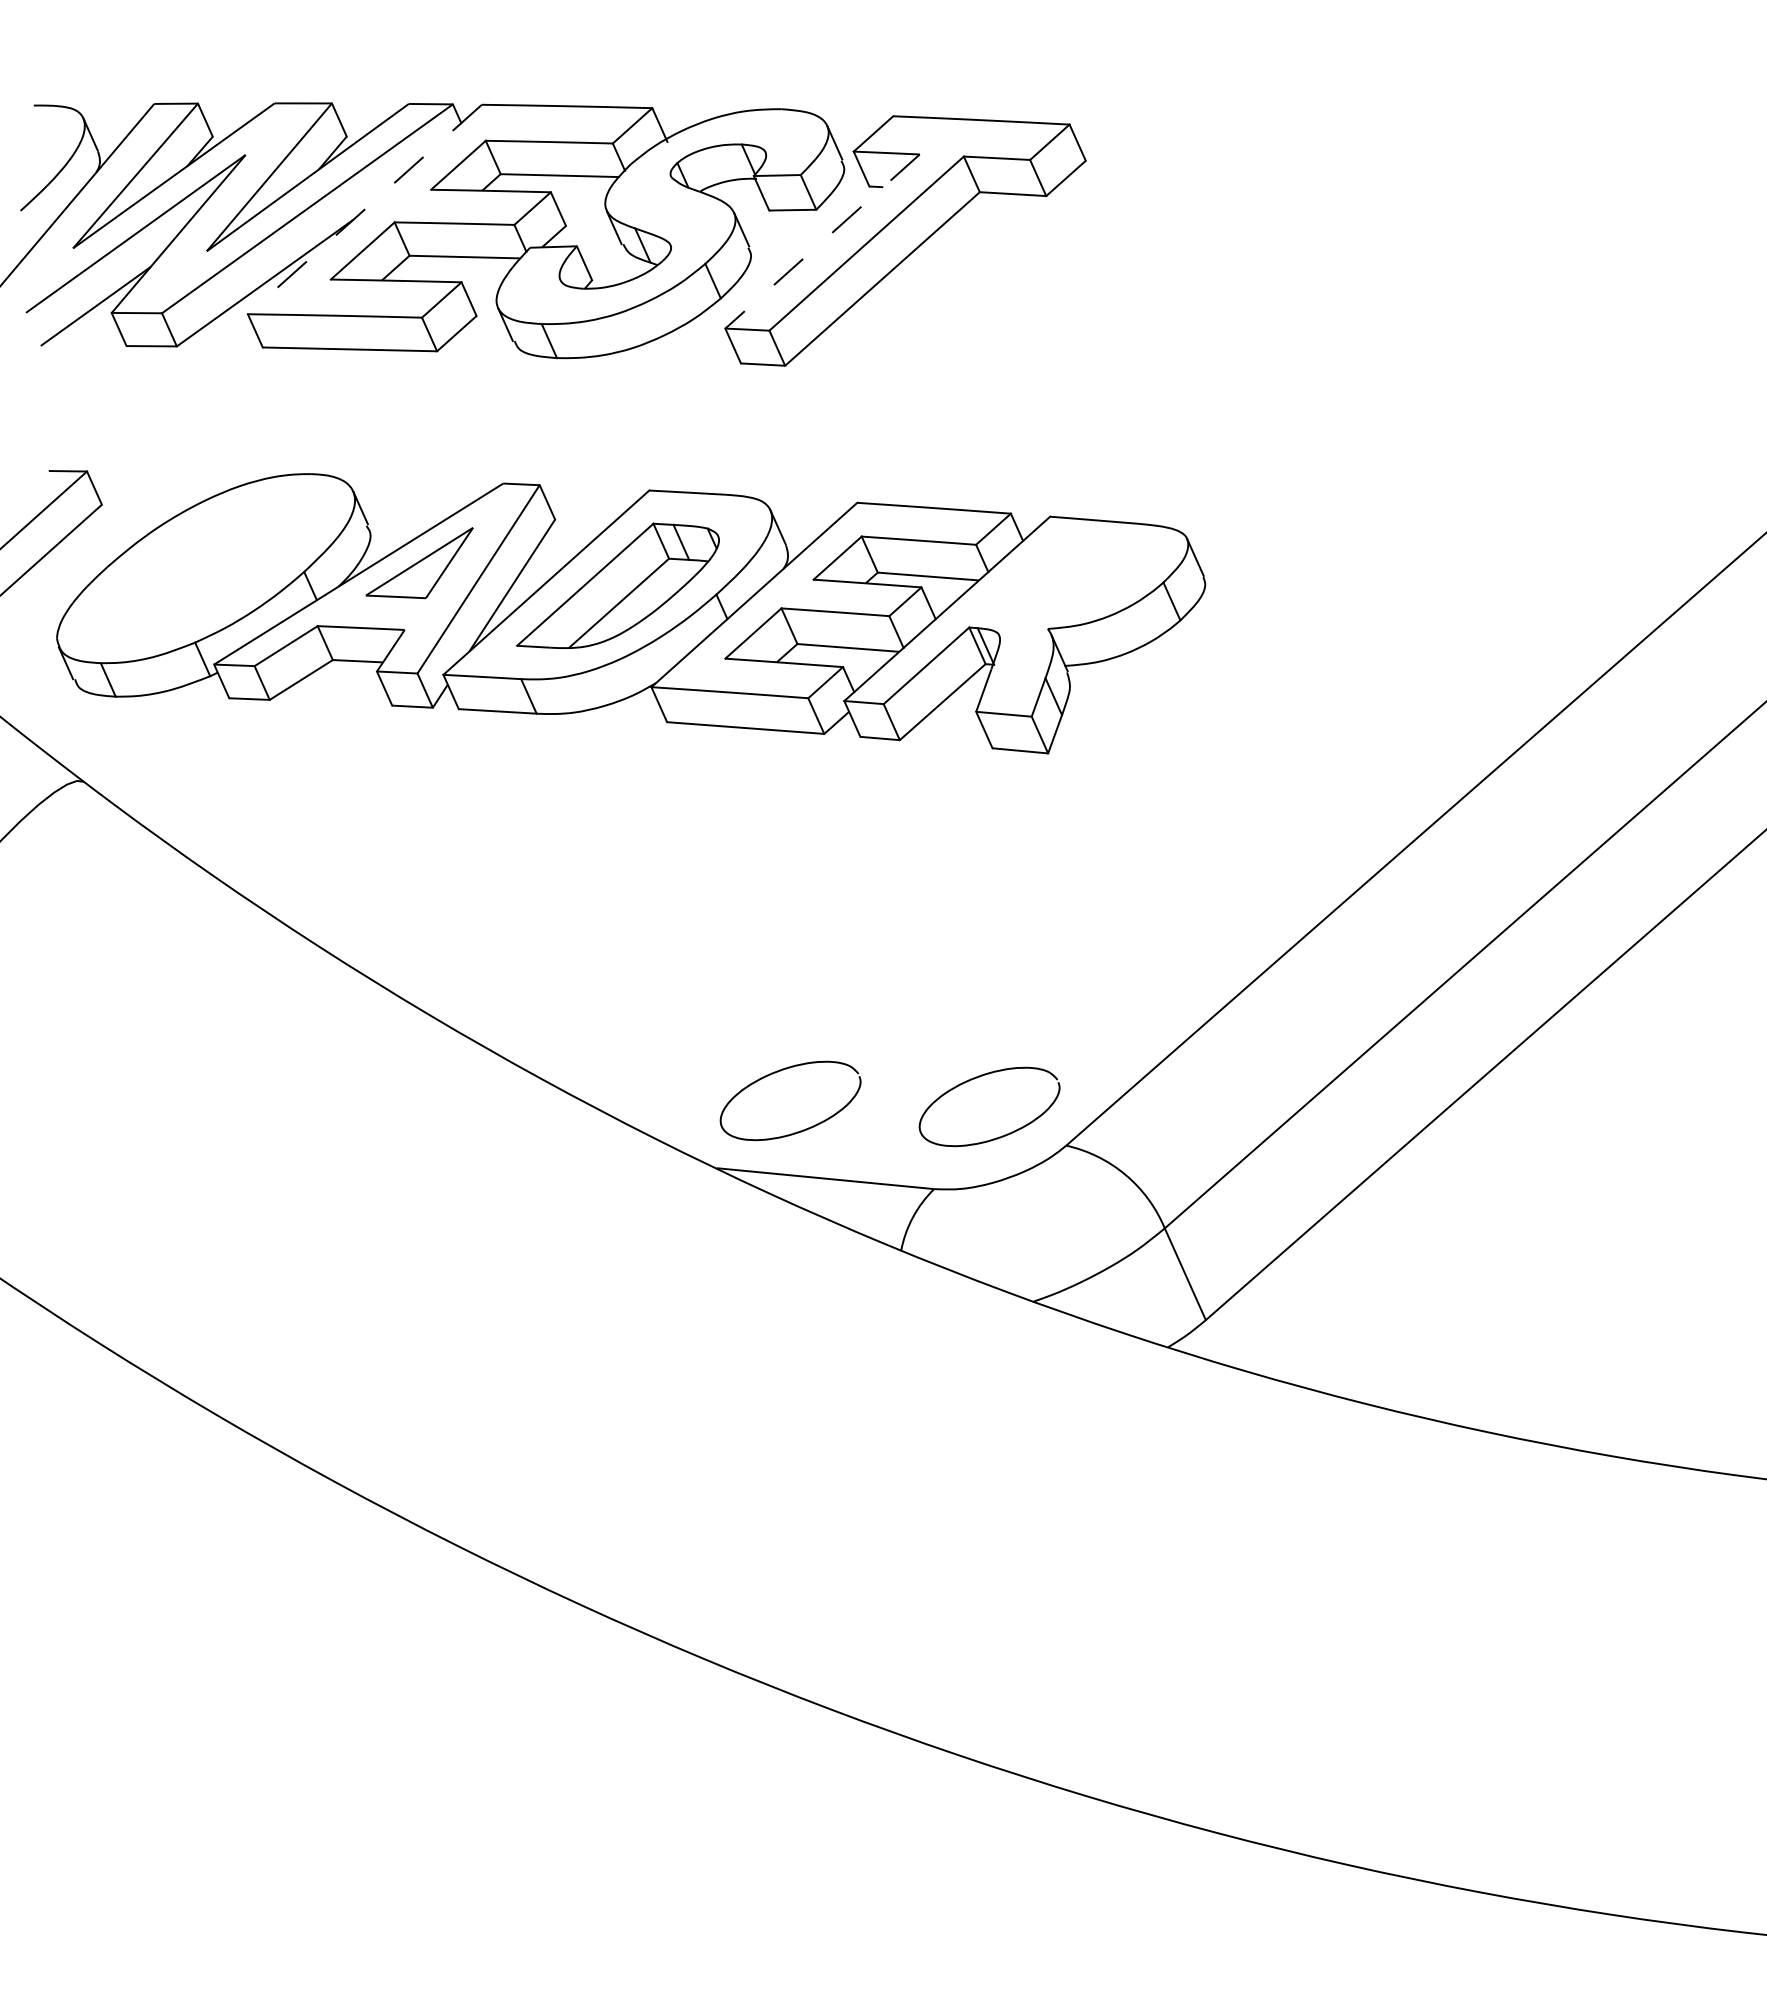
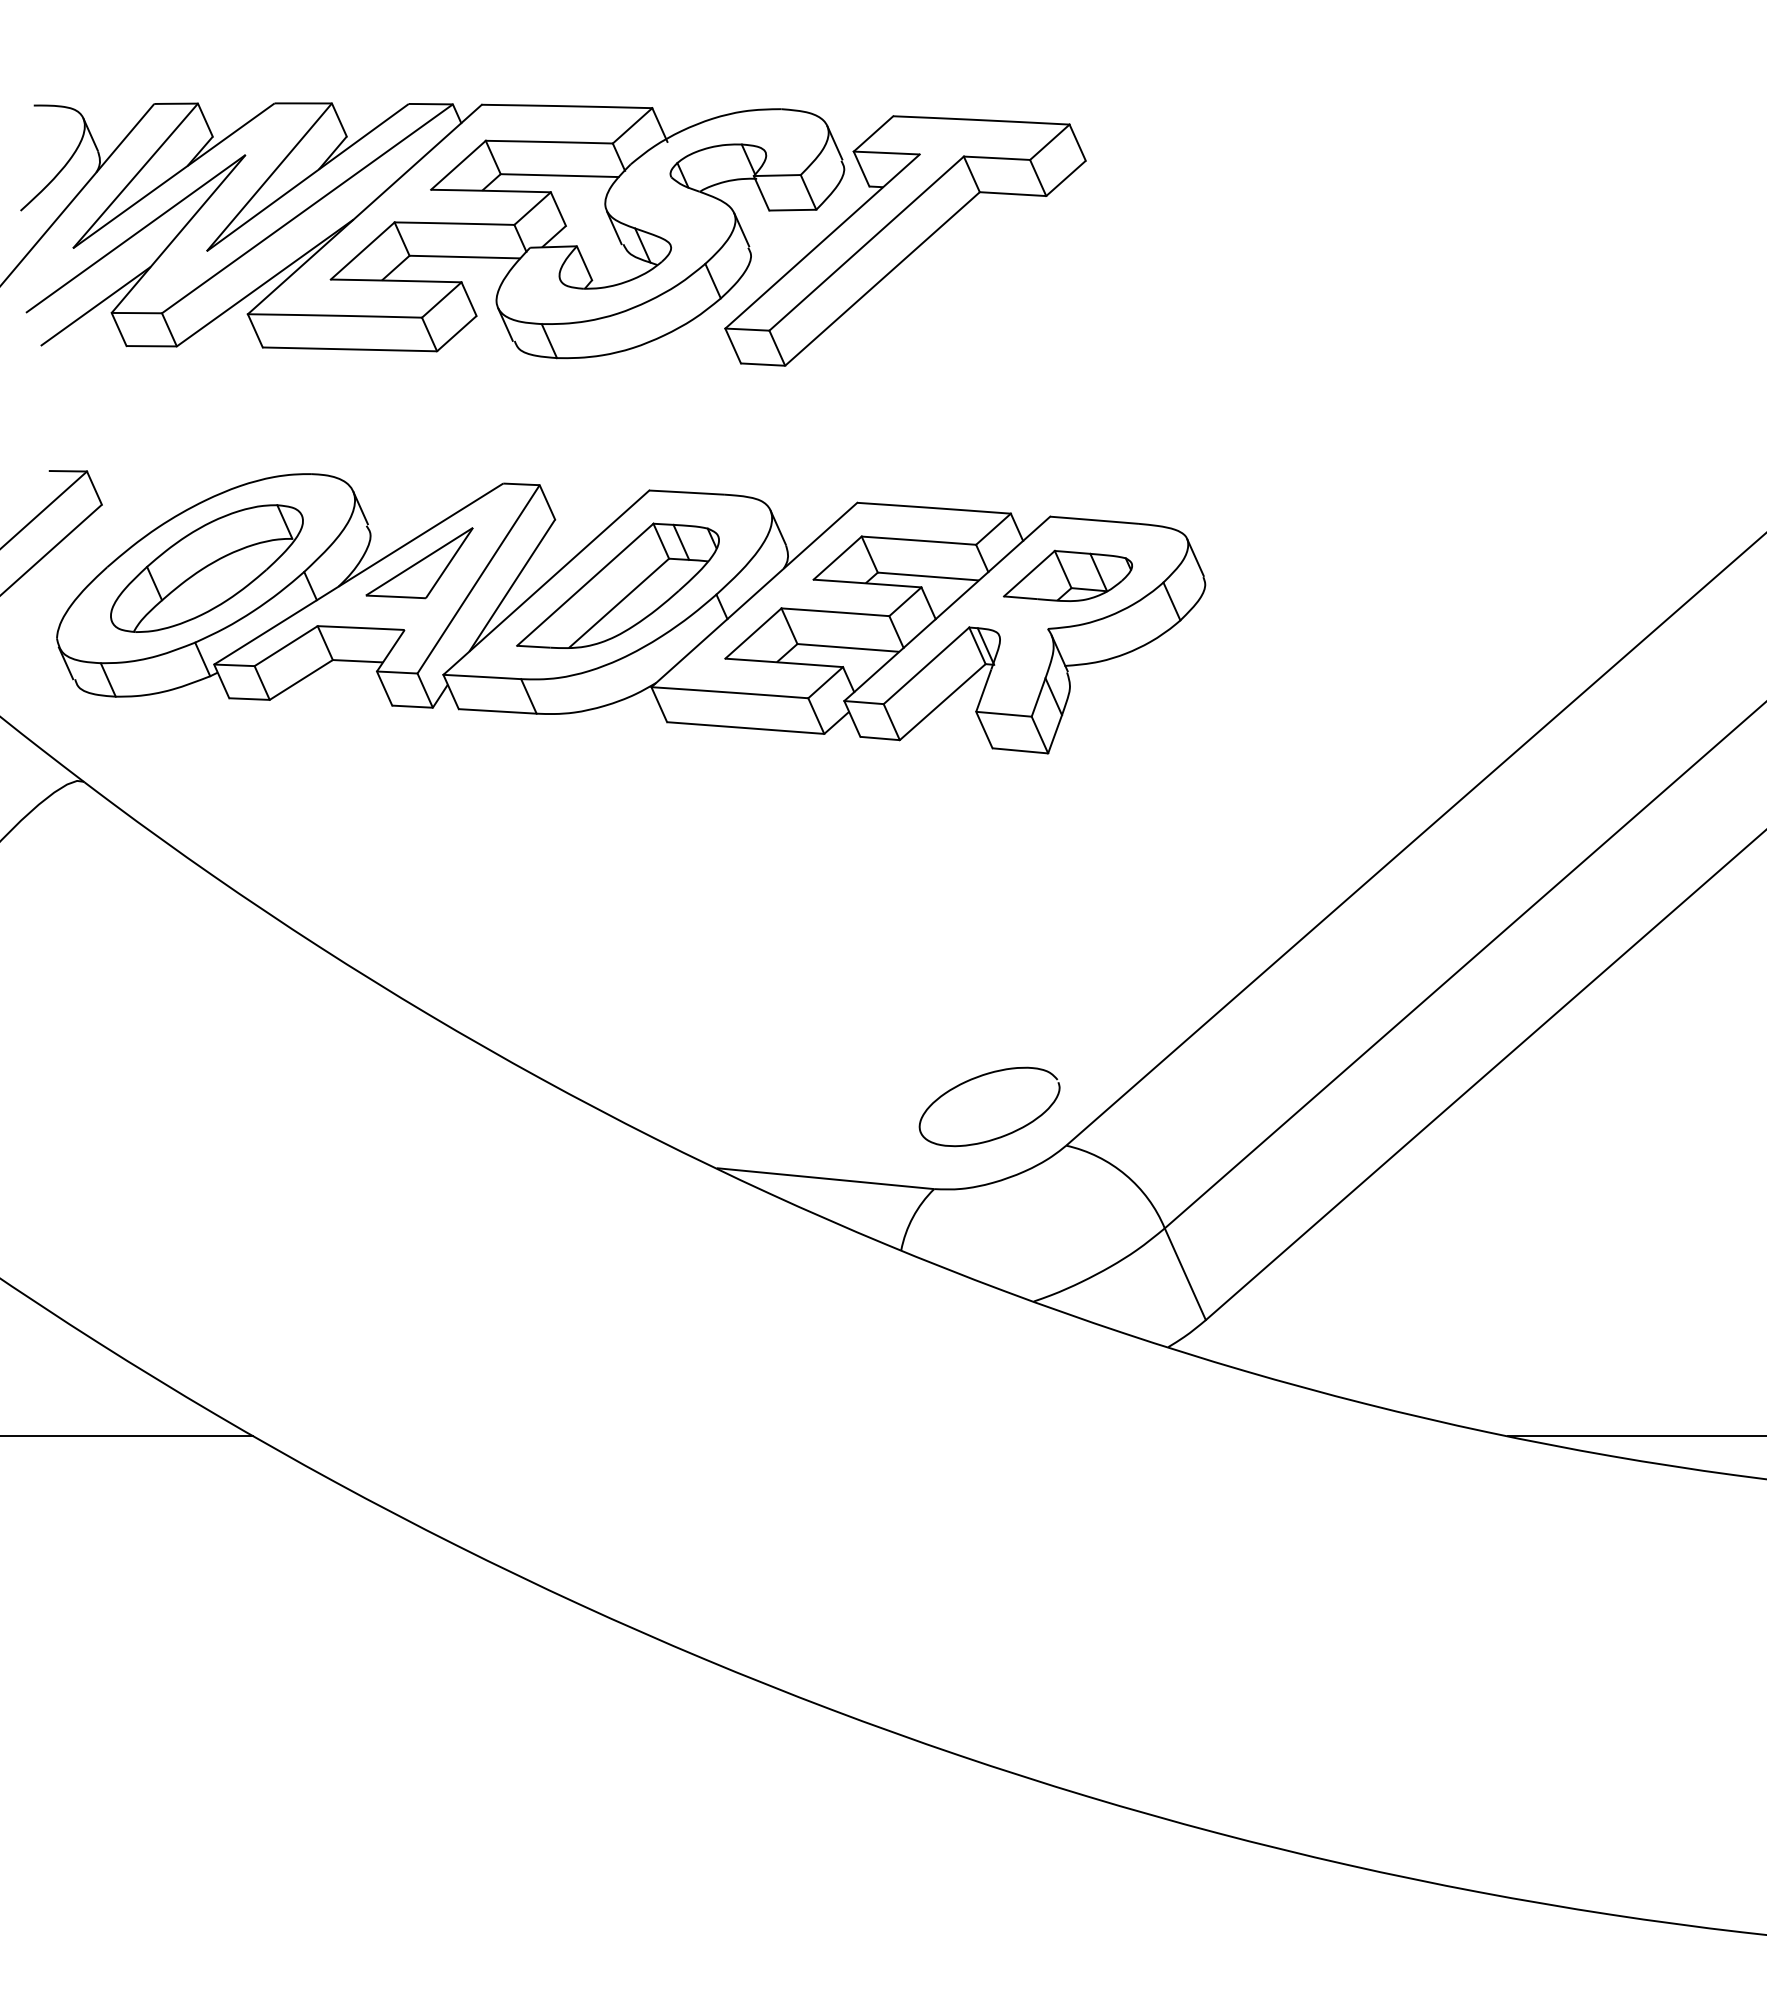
line: dashed -> solid (364, 209)
line: dashed -> solid (822, 241)
part: none -> present (206, 568)
part: none -> present (1067, 575)
curve: present -> none (778, 1072)
line: none -> present (127, 1436)
line: none -> present (1635, 1436)
